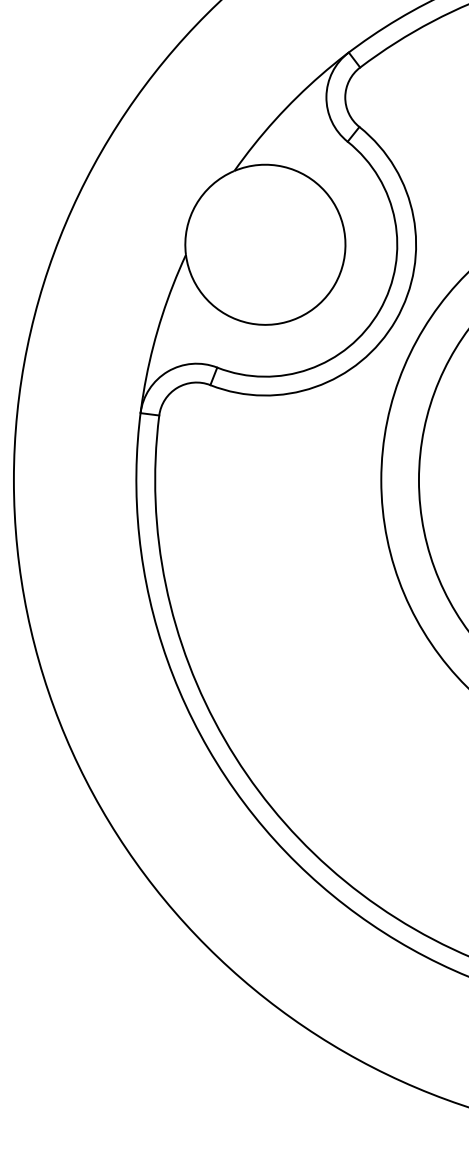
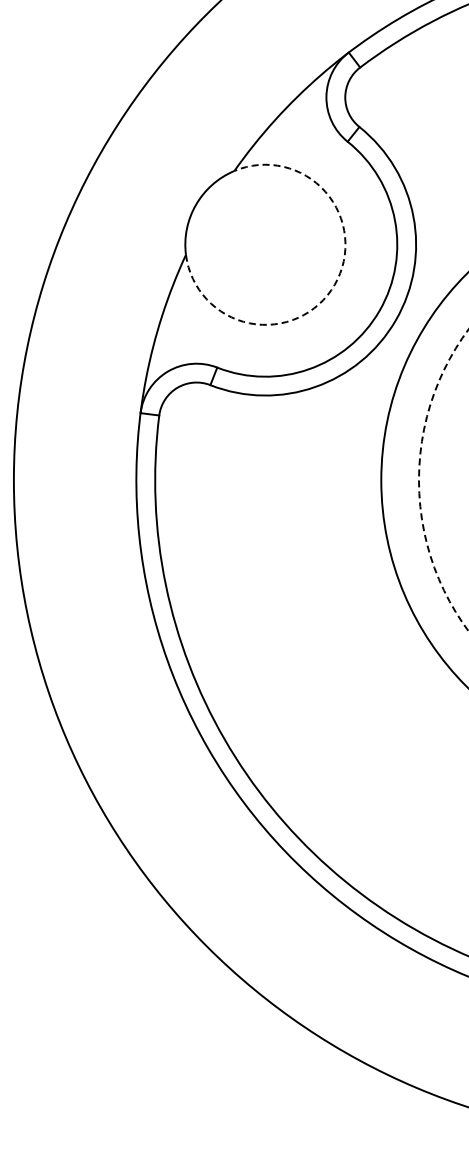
arc: solid -> dashed (334, 284)
circle: solid -> dashed (443, 479)
